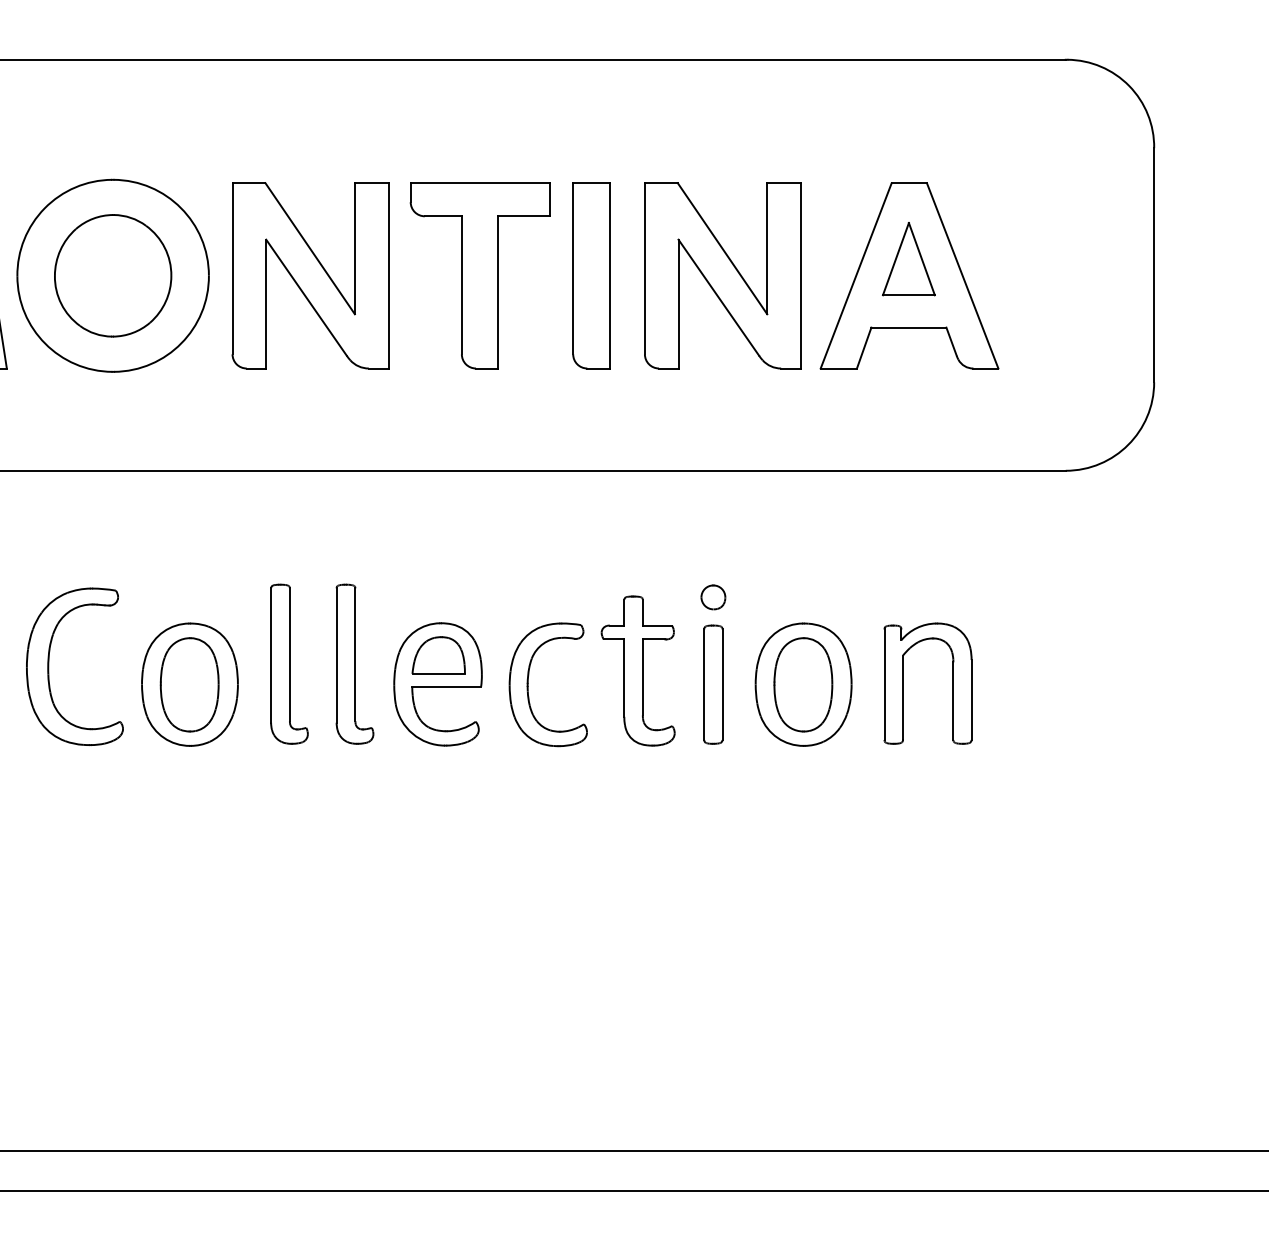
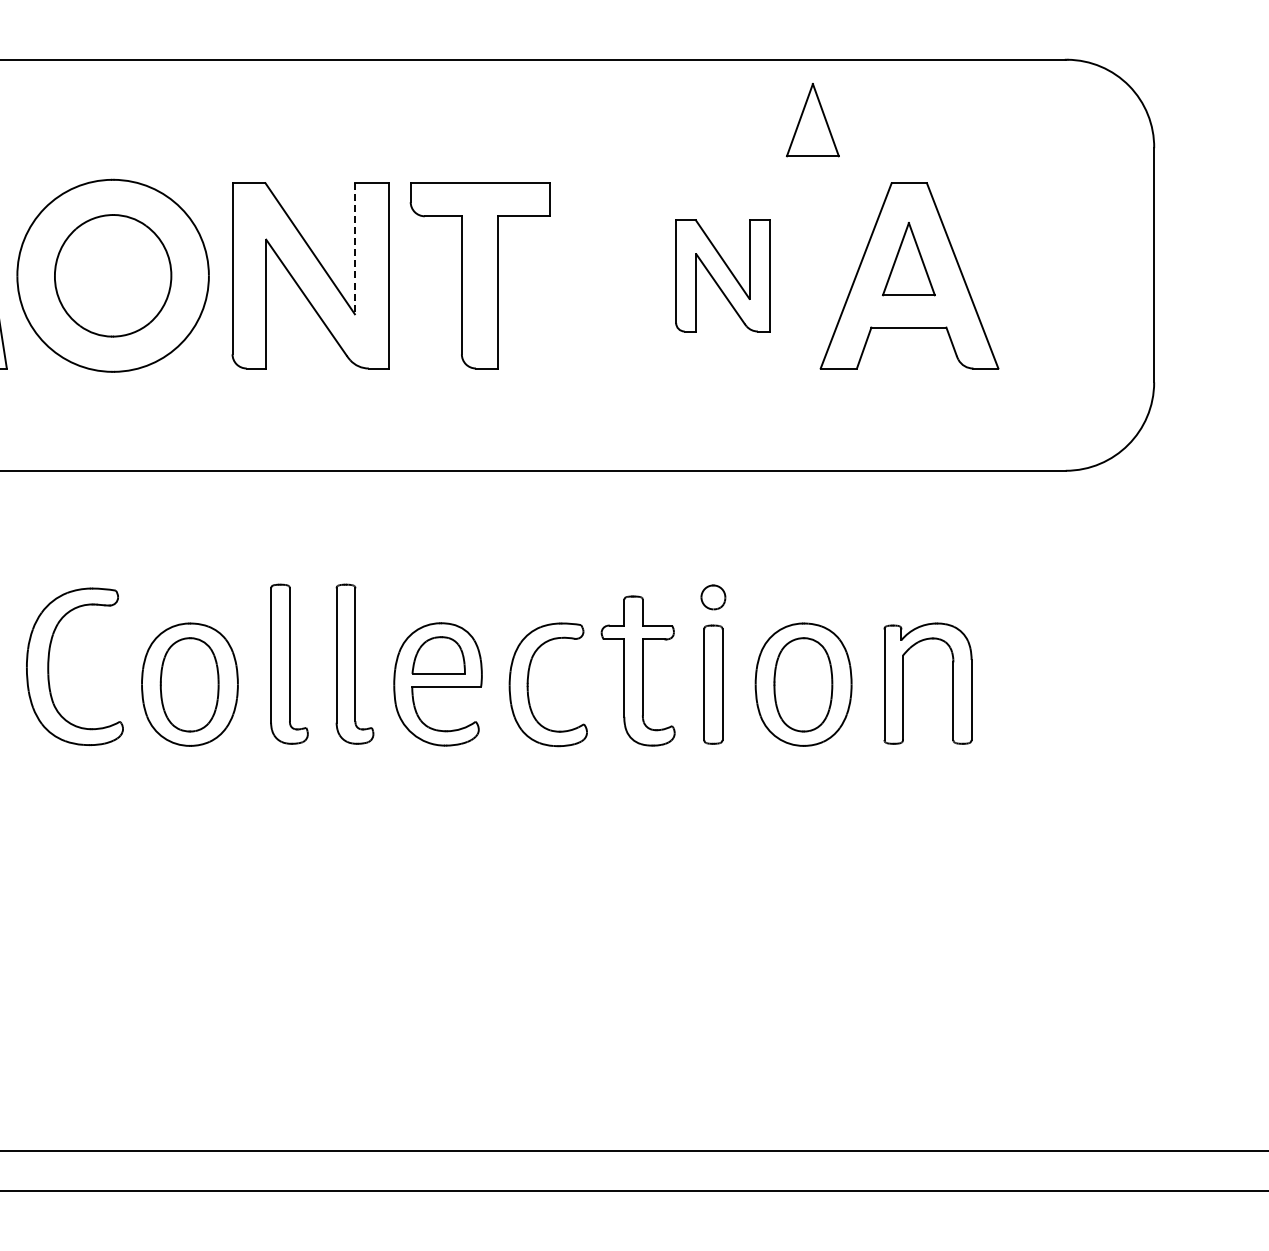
part: none -> present (812, 120)
line: solid -> dashed (354, 248)
part: present -> none (591, 275)
part size: 158x188 px -> 96x114 px (722, 275)
